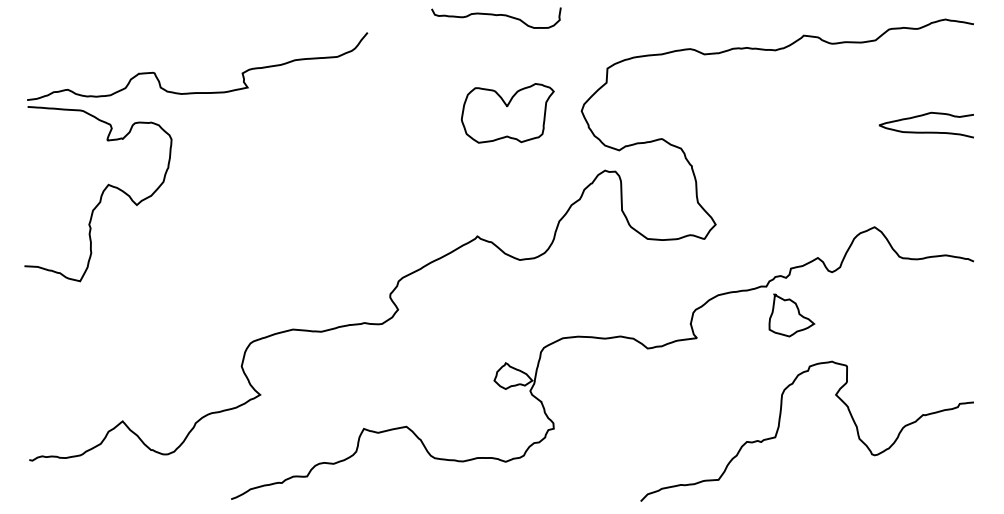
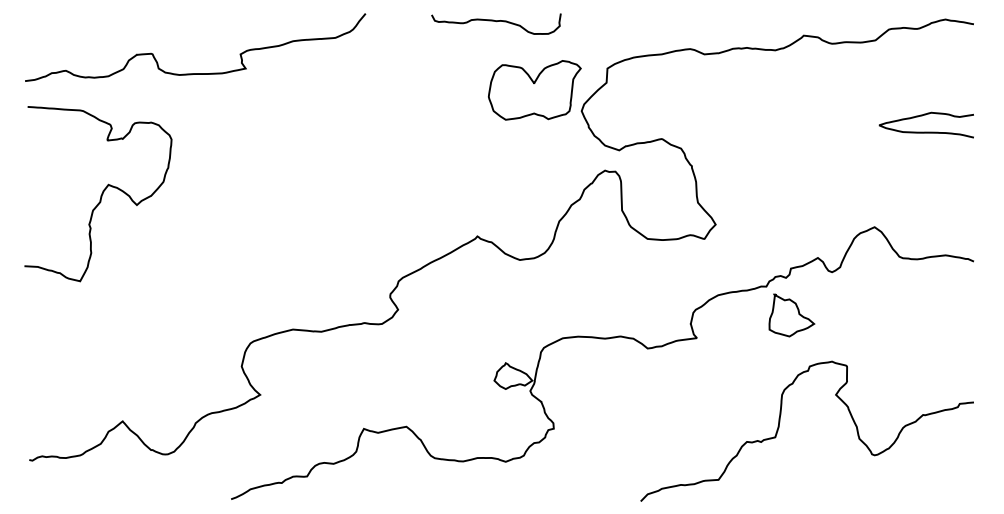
curve position: (496, 16) -> (496, 22) (496, 22)
curve position: (197, 92) -> (195, 73) (195, 73)
part position: (507, 113) -> (534, 90) (534, 90)
